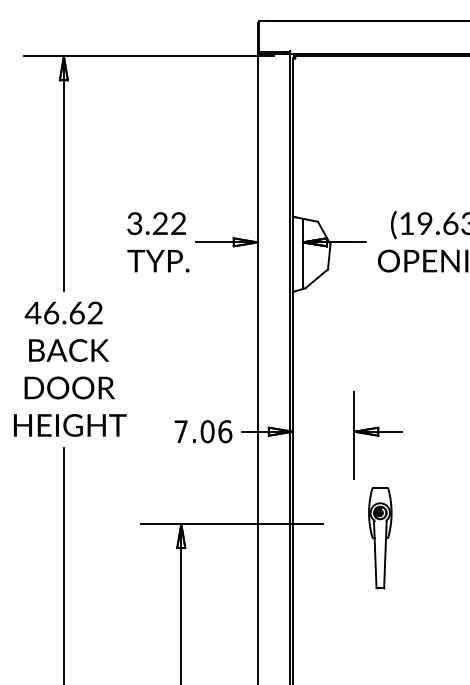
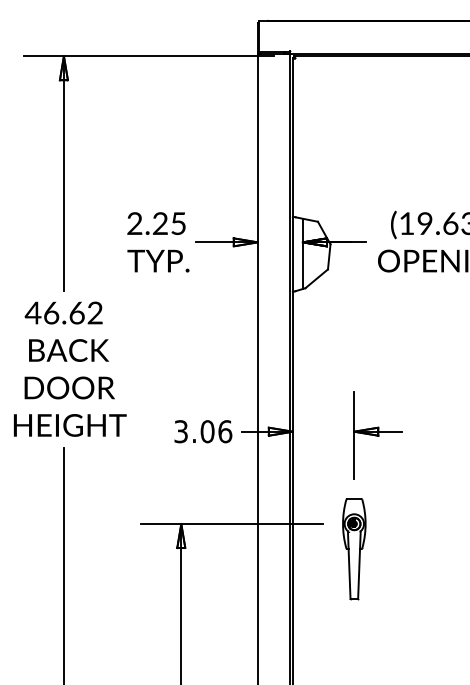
text: 3.22 -> 2.25 (156, 223)
text: 7.06 -> 3.06 (180, 431)
part position: (380, 538) -> (354, 549) (354, 549)
